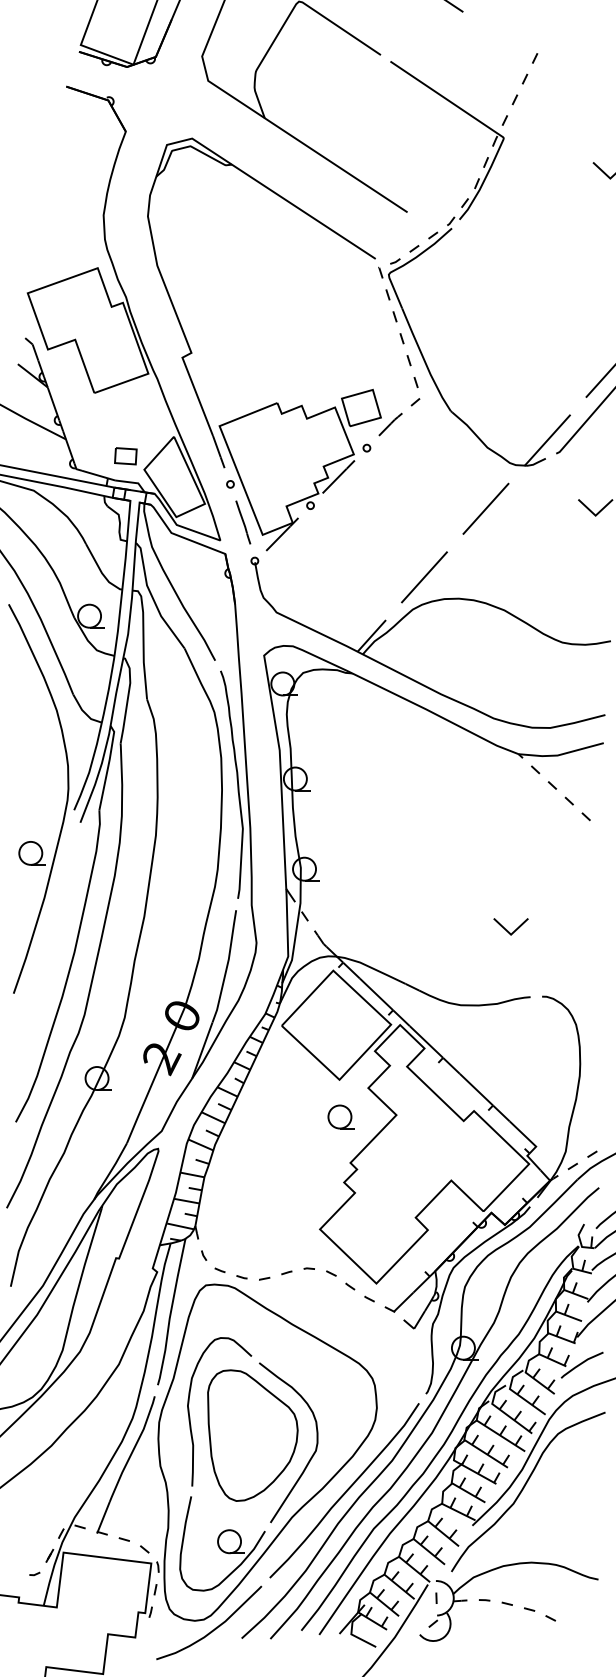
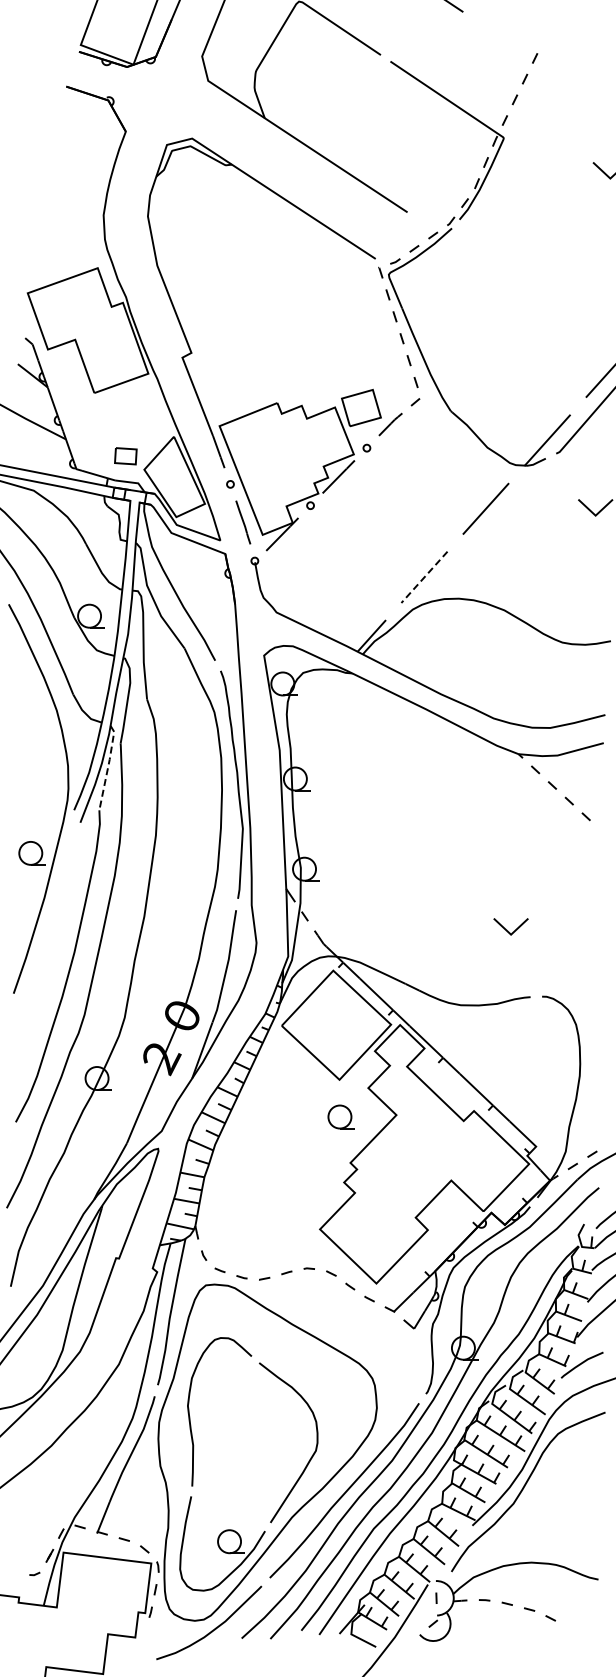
line: solid -> dashed (424, 577)
line: solid -> dashed (108, 766)
part: present -> none (252, 1435)
